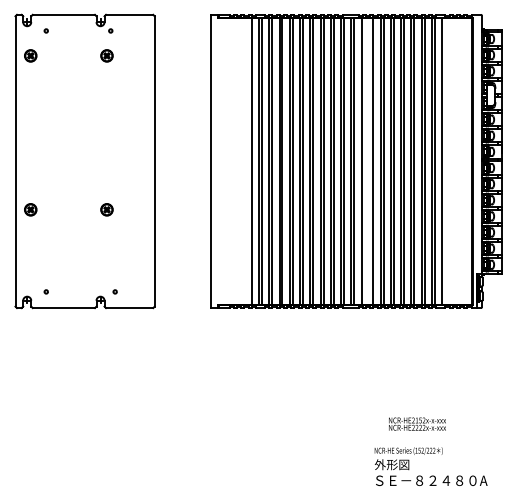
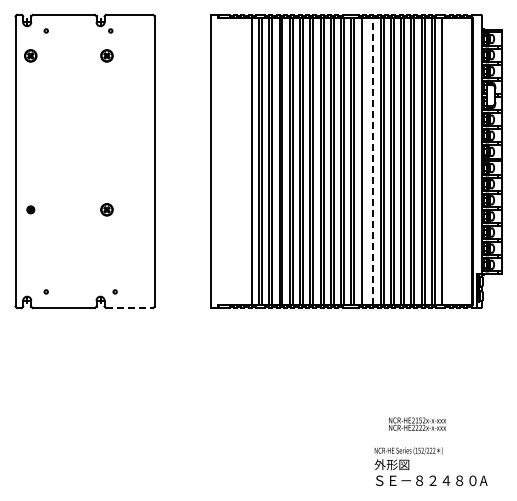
line: solid -> dashed (373, 161)
part size: 14x14 px -> 10x10 px (30, 209)
line: solid -> dashed (129, 308)
